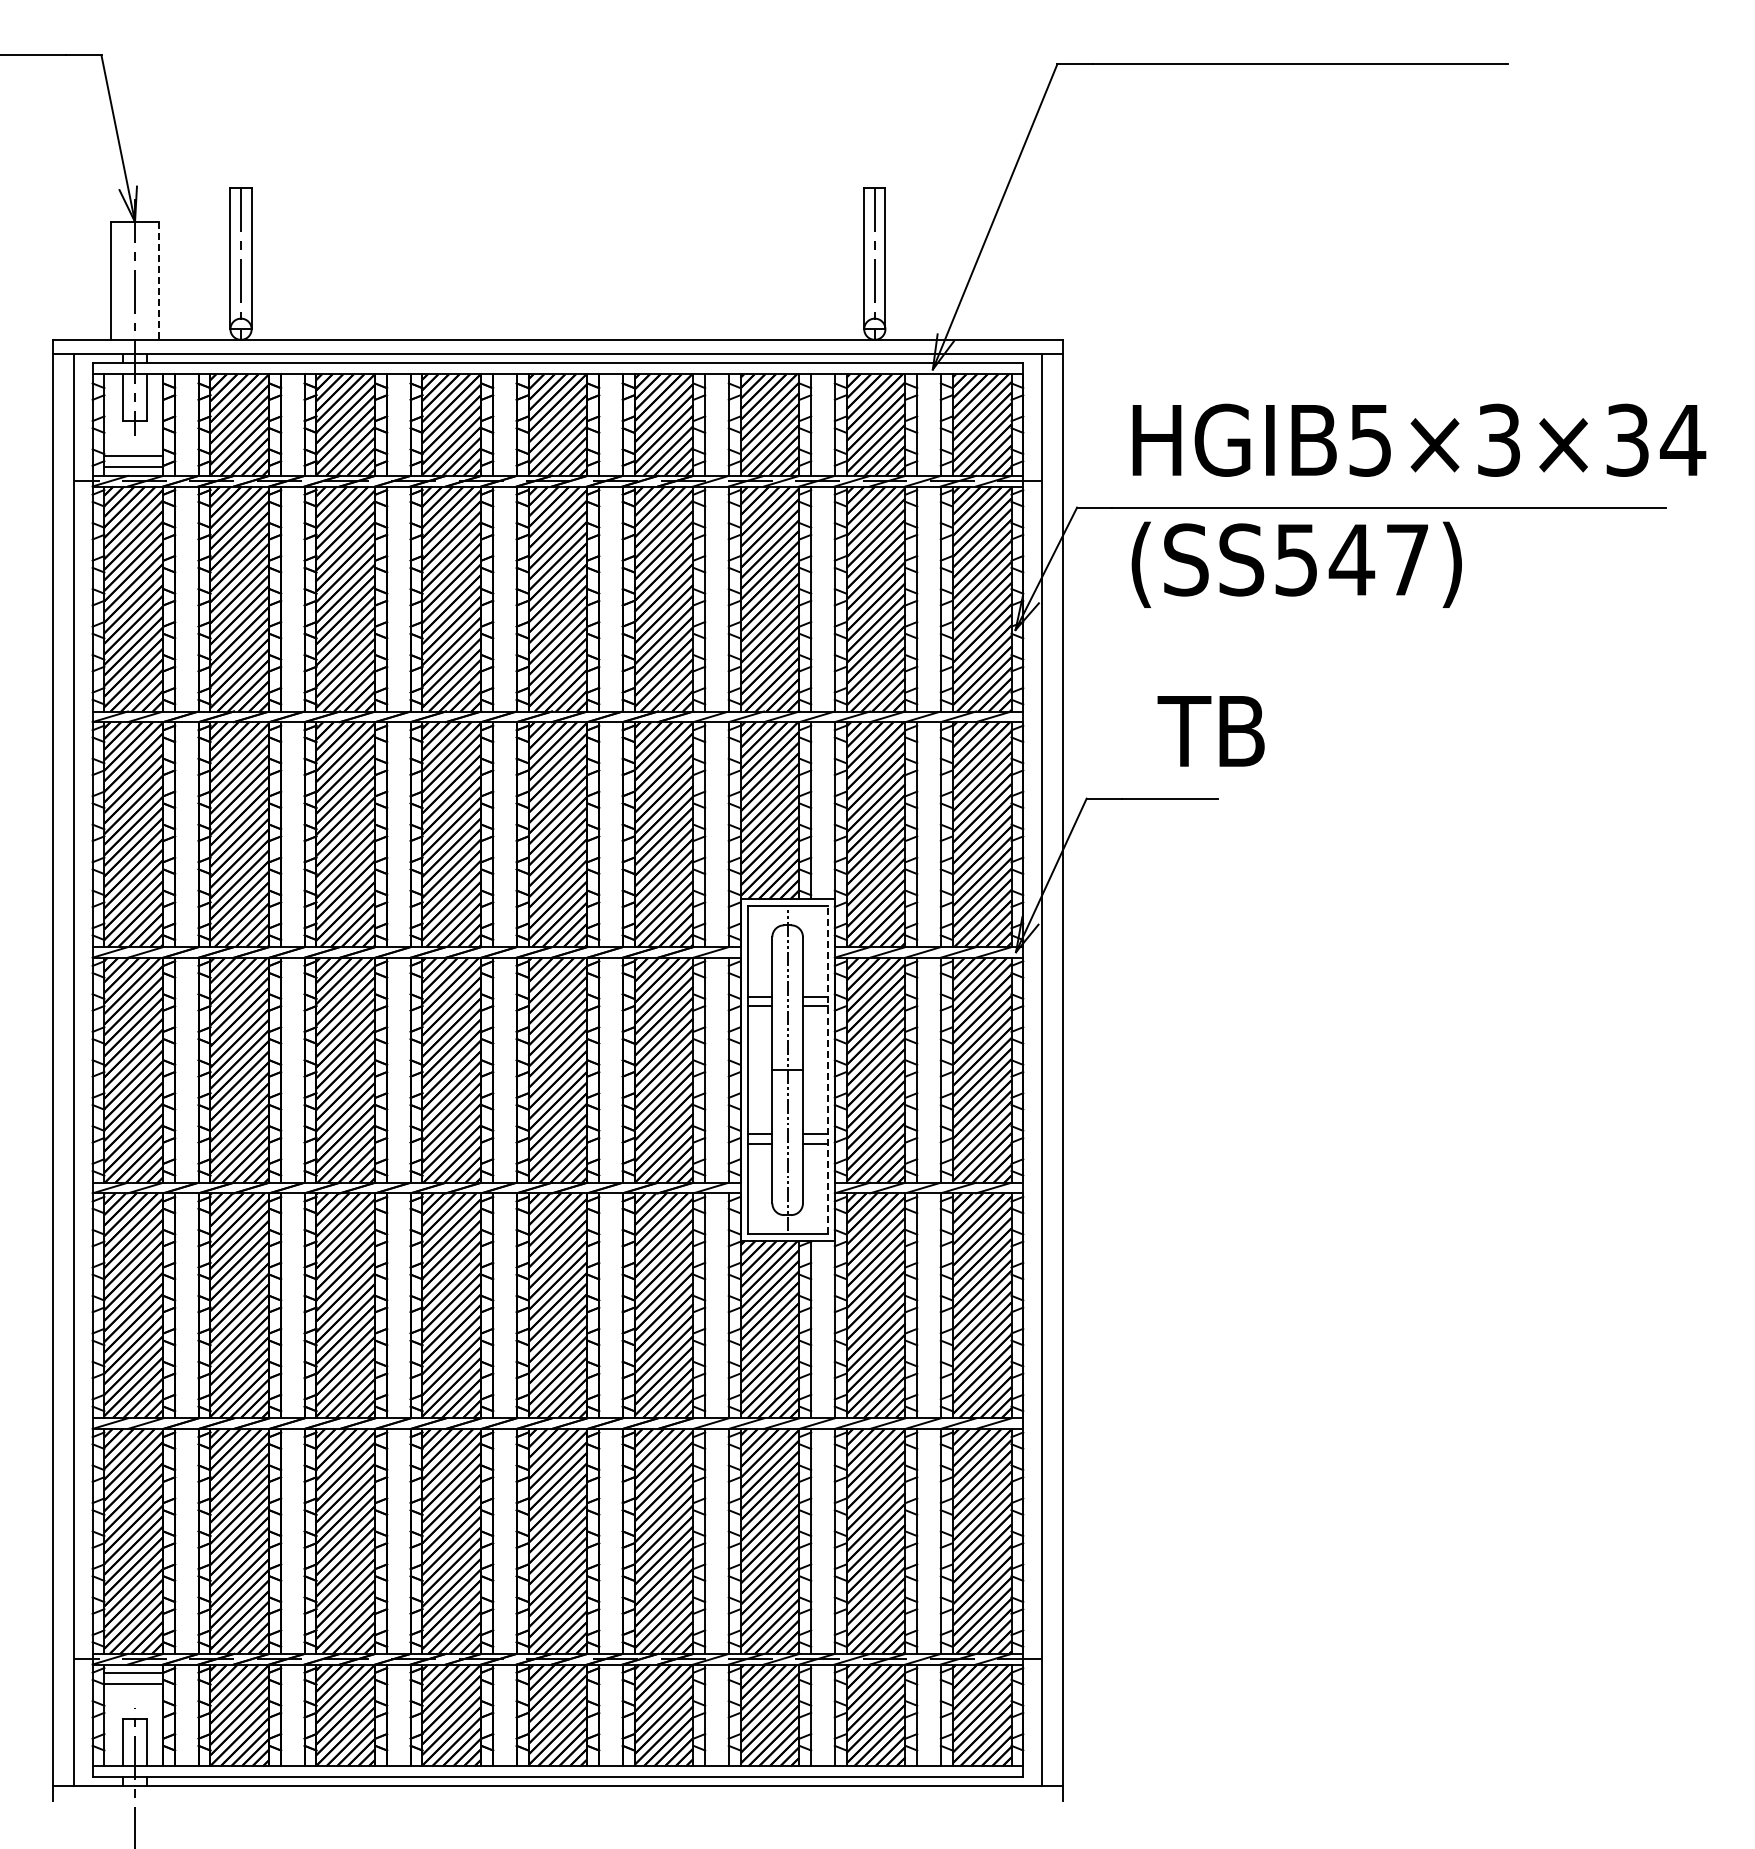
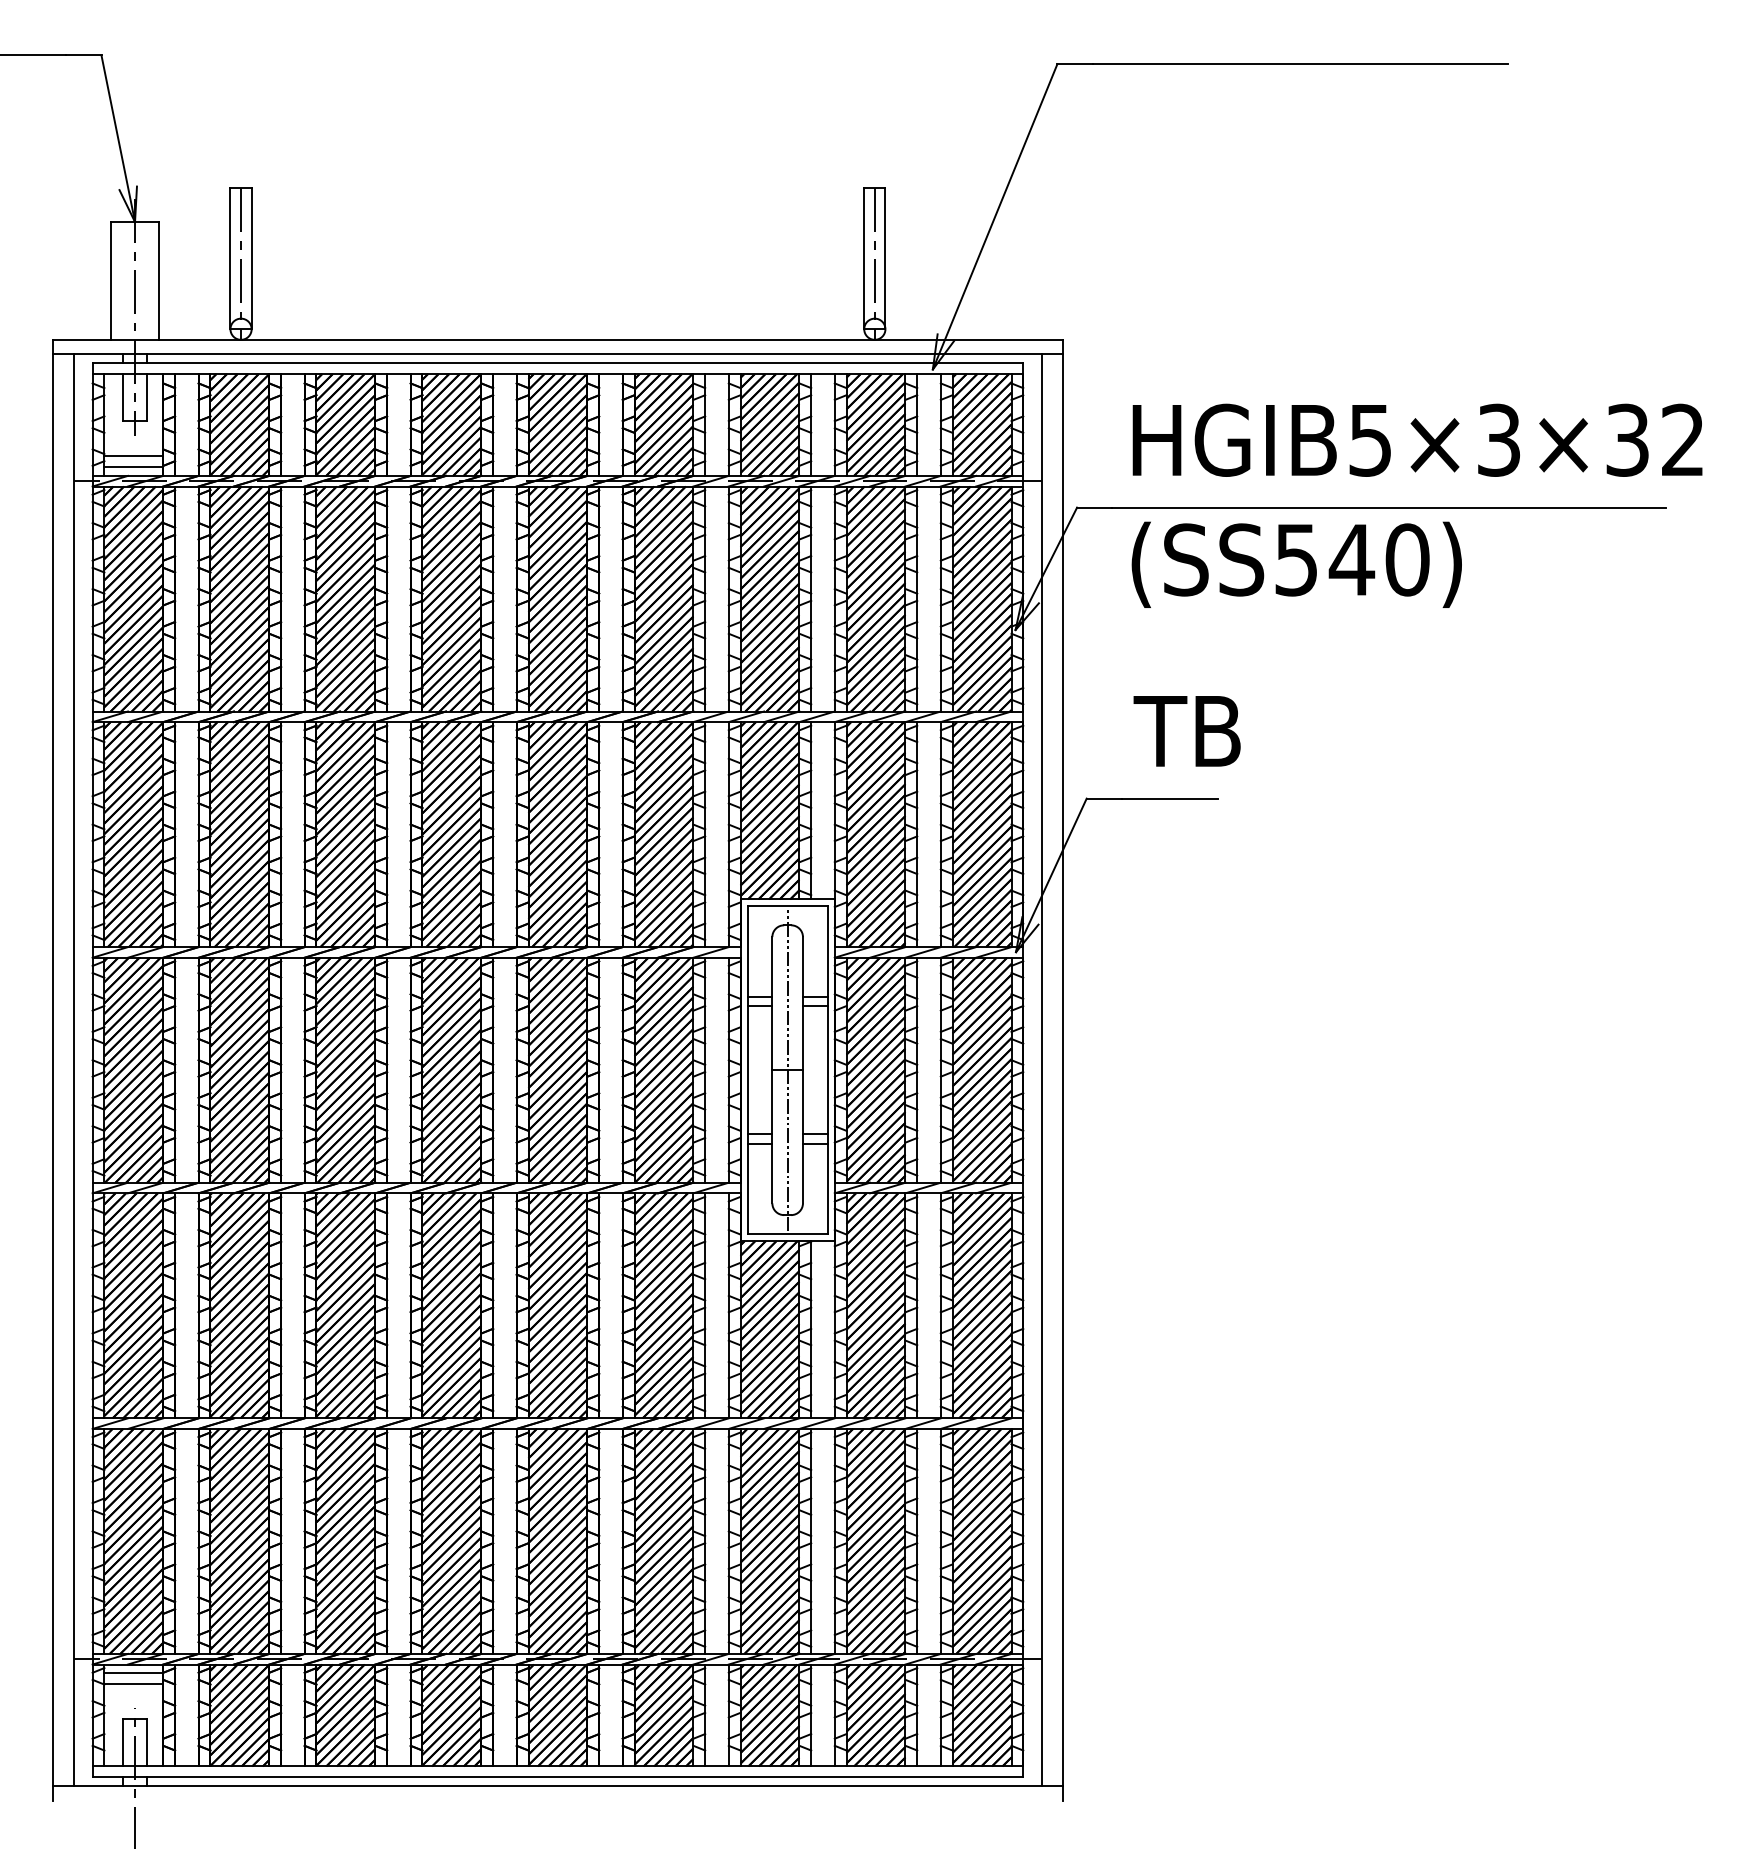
line: dashed -> solid (158, 280)
text: HGIB5×3×34 -> HGIB5×3×32 (1683, 439)
text: (SS547) -> (SS540) (1407, 559)
text position: (1210, 731) -> (1186, 731) (1186, 731)
line: dashed -> solid (827, 1070)
